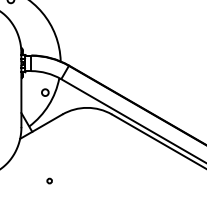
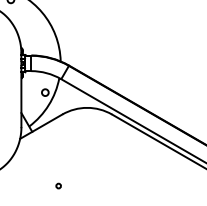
circle position: (49, 180) -> (58, 185) (58, 185)
